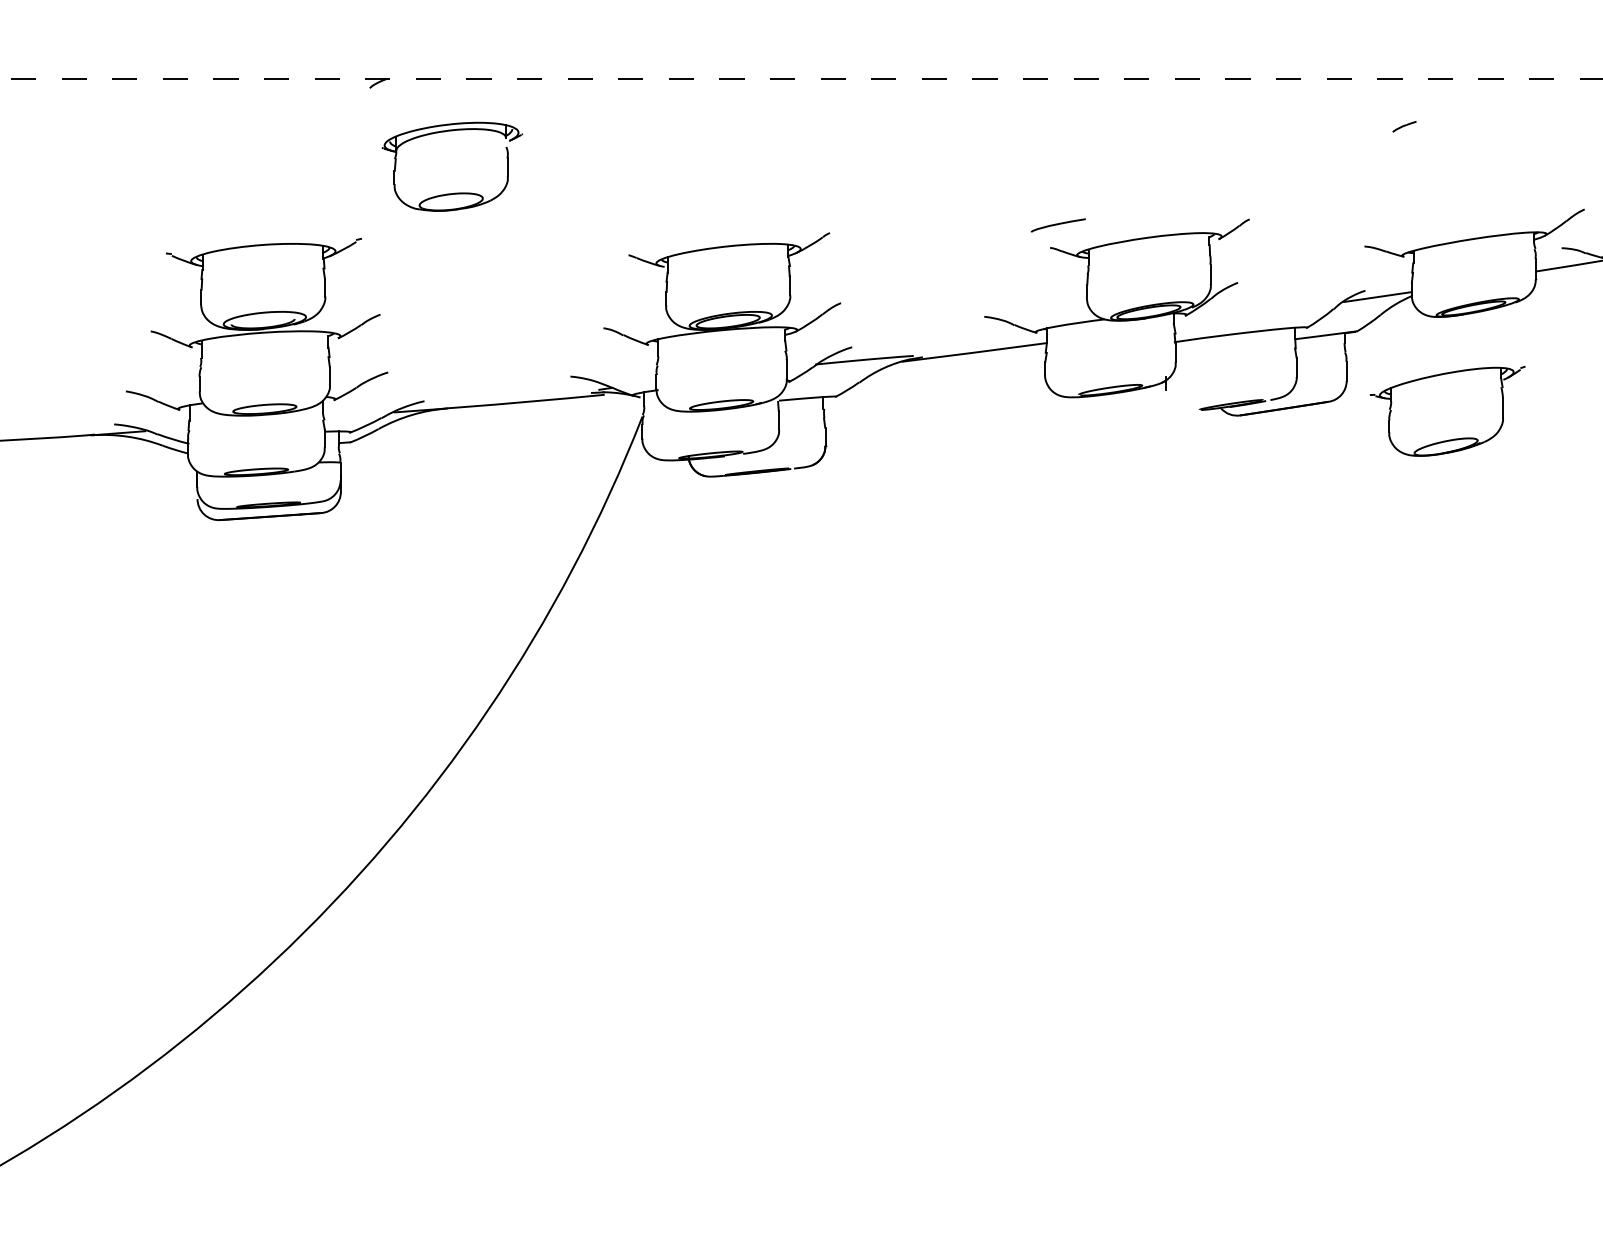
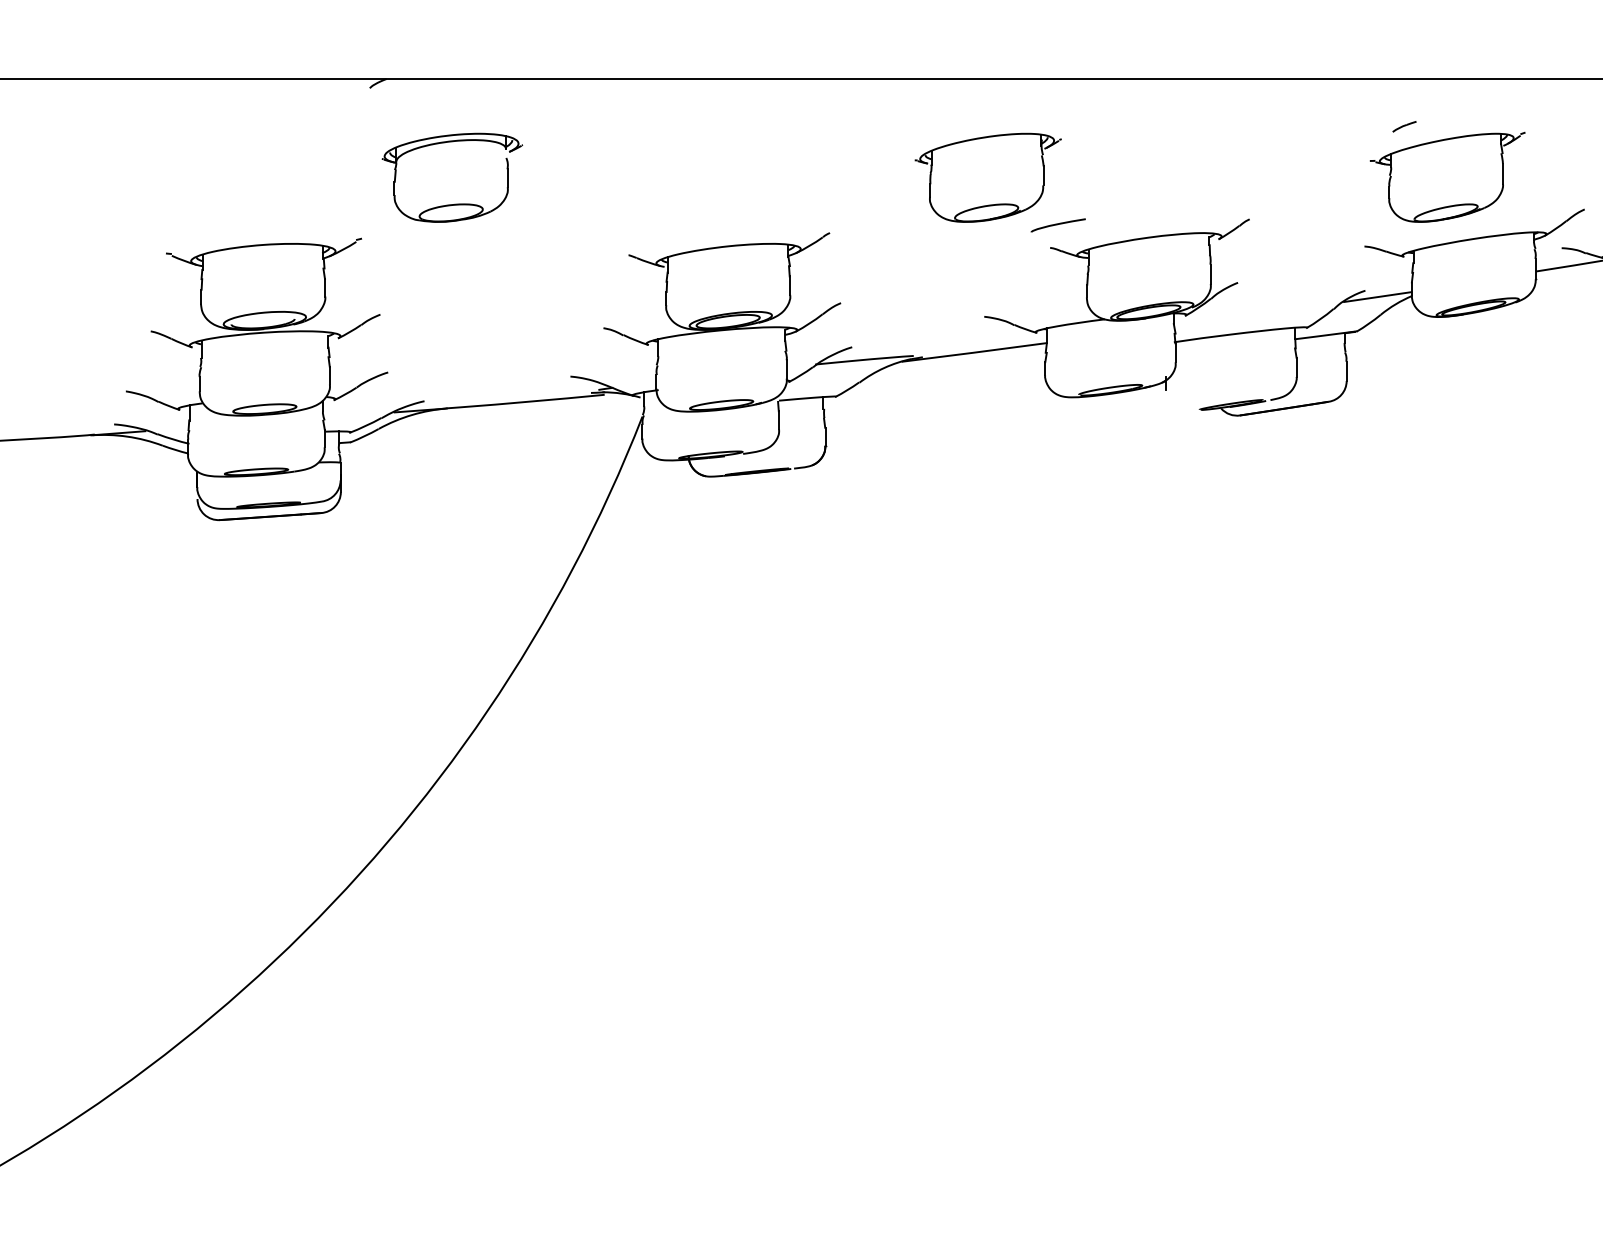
line: dashed -> solid (802, 79)
part: none -> present (987, 177)
part position: (454, 192) -> (454, 203) (454, 203)
part position: (1447, 410) -> (1447, 176) (1447, 176)
